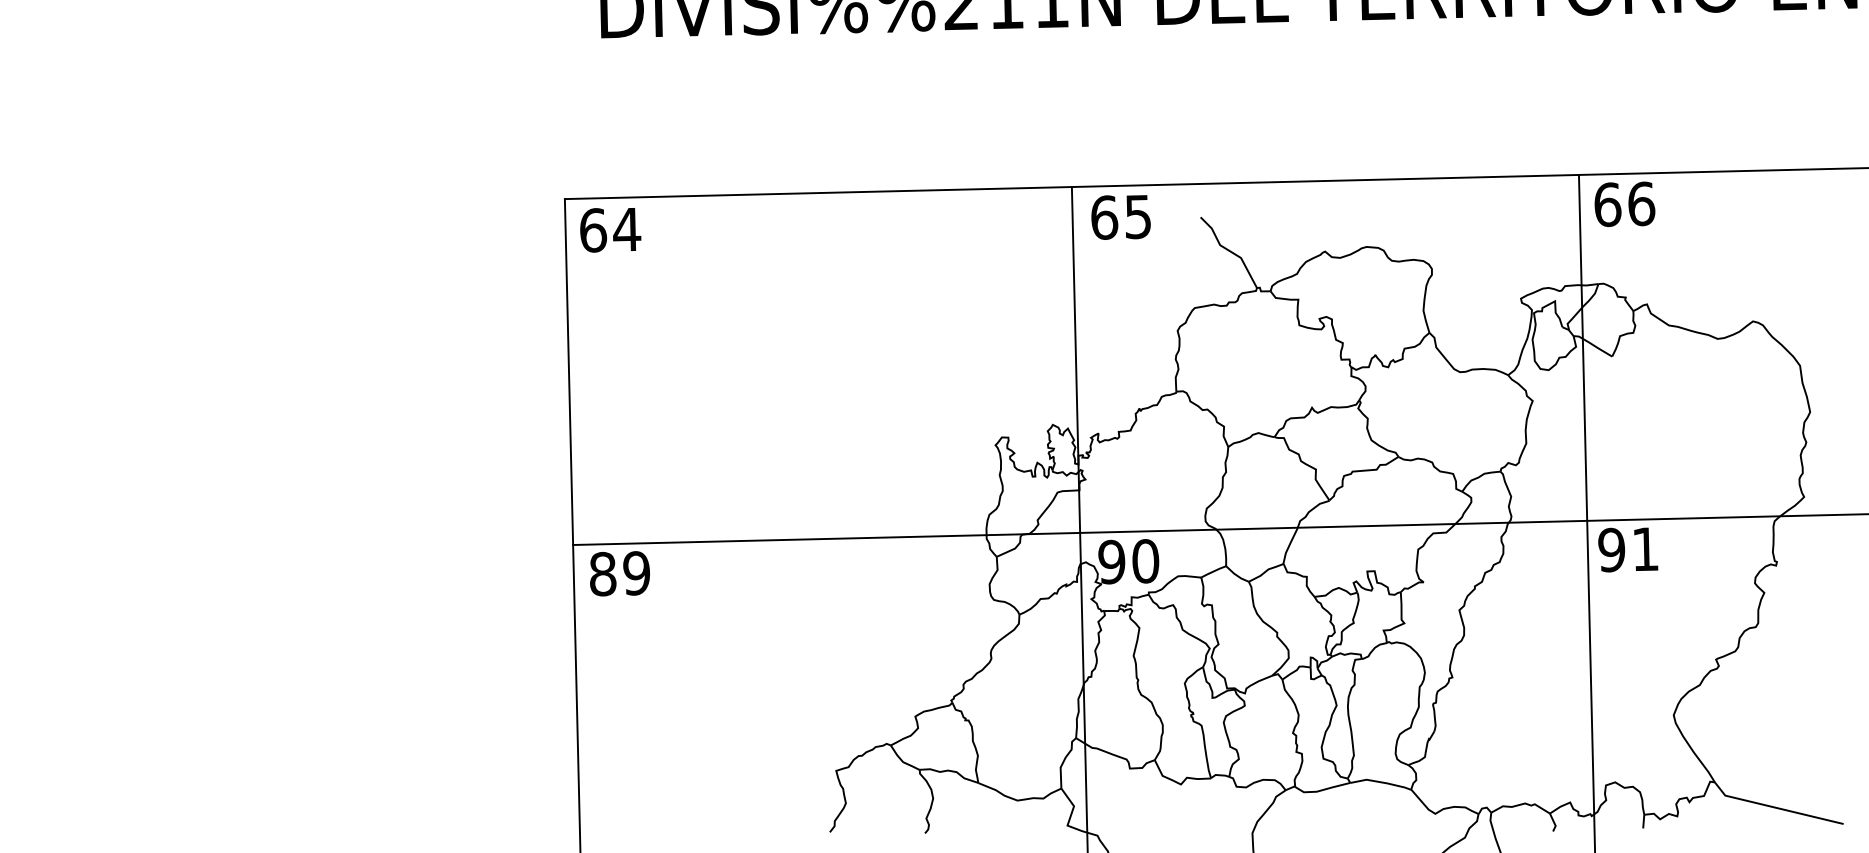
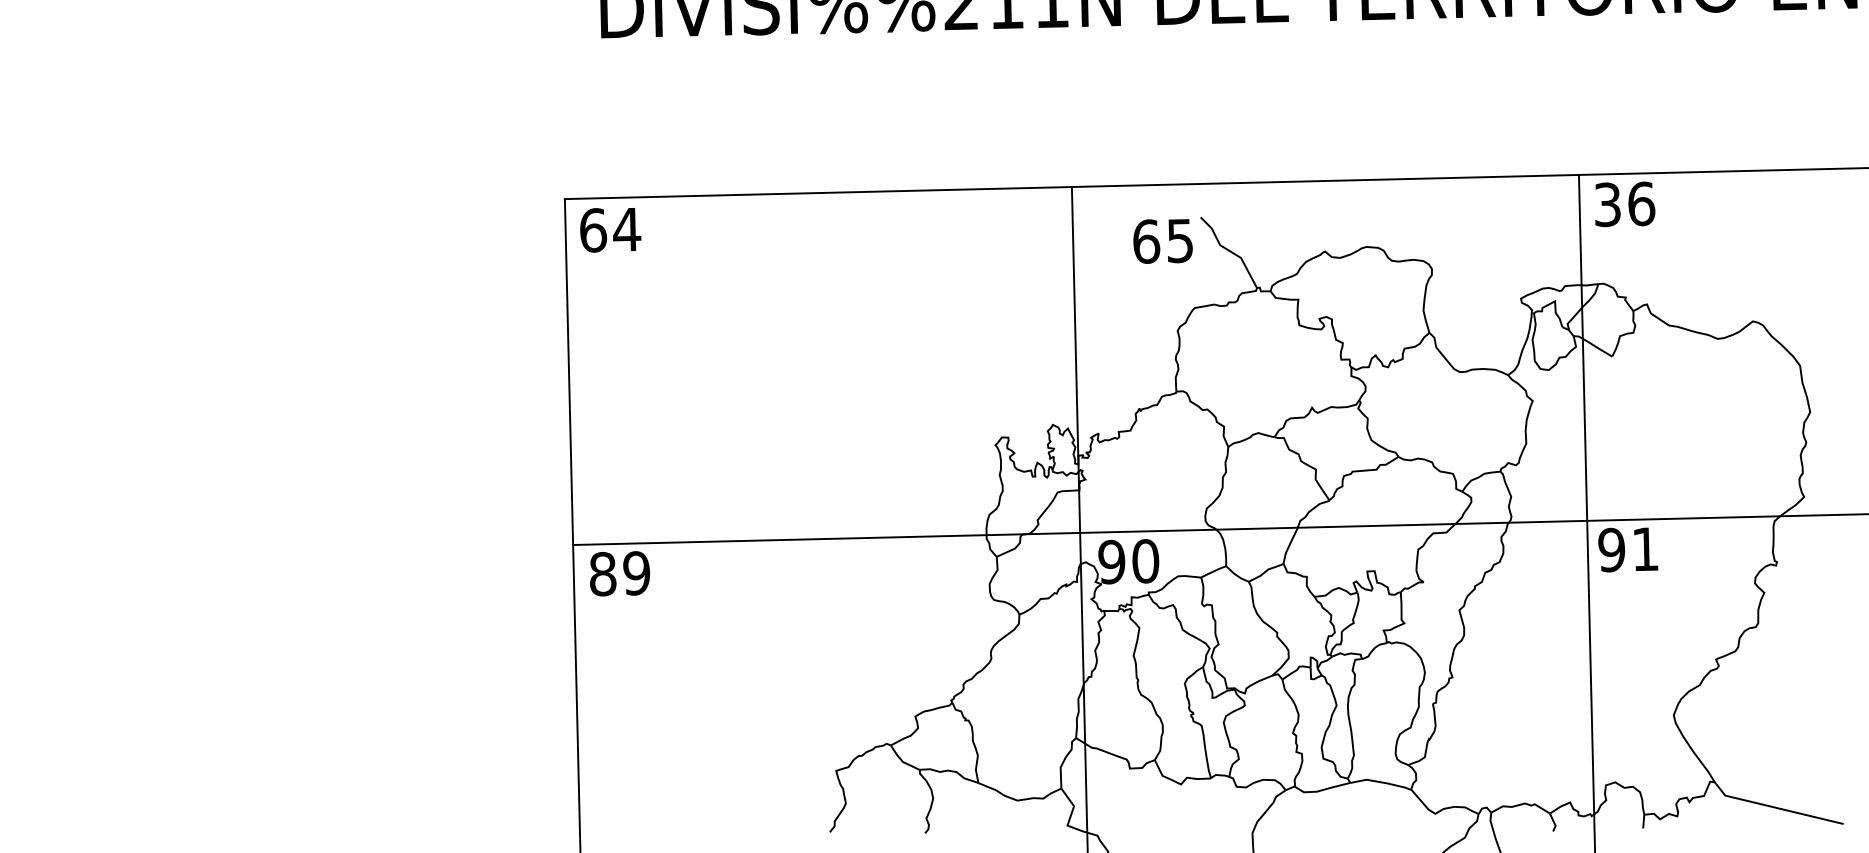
text: 66 -> 36 (1607, 204)
text position: (1120, 217) -> (1162, 241) (1162, 241)
